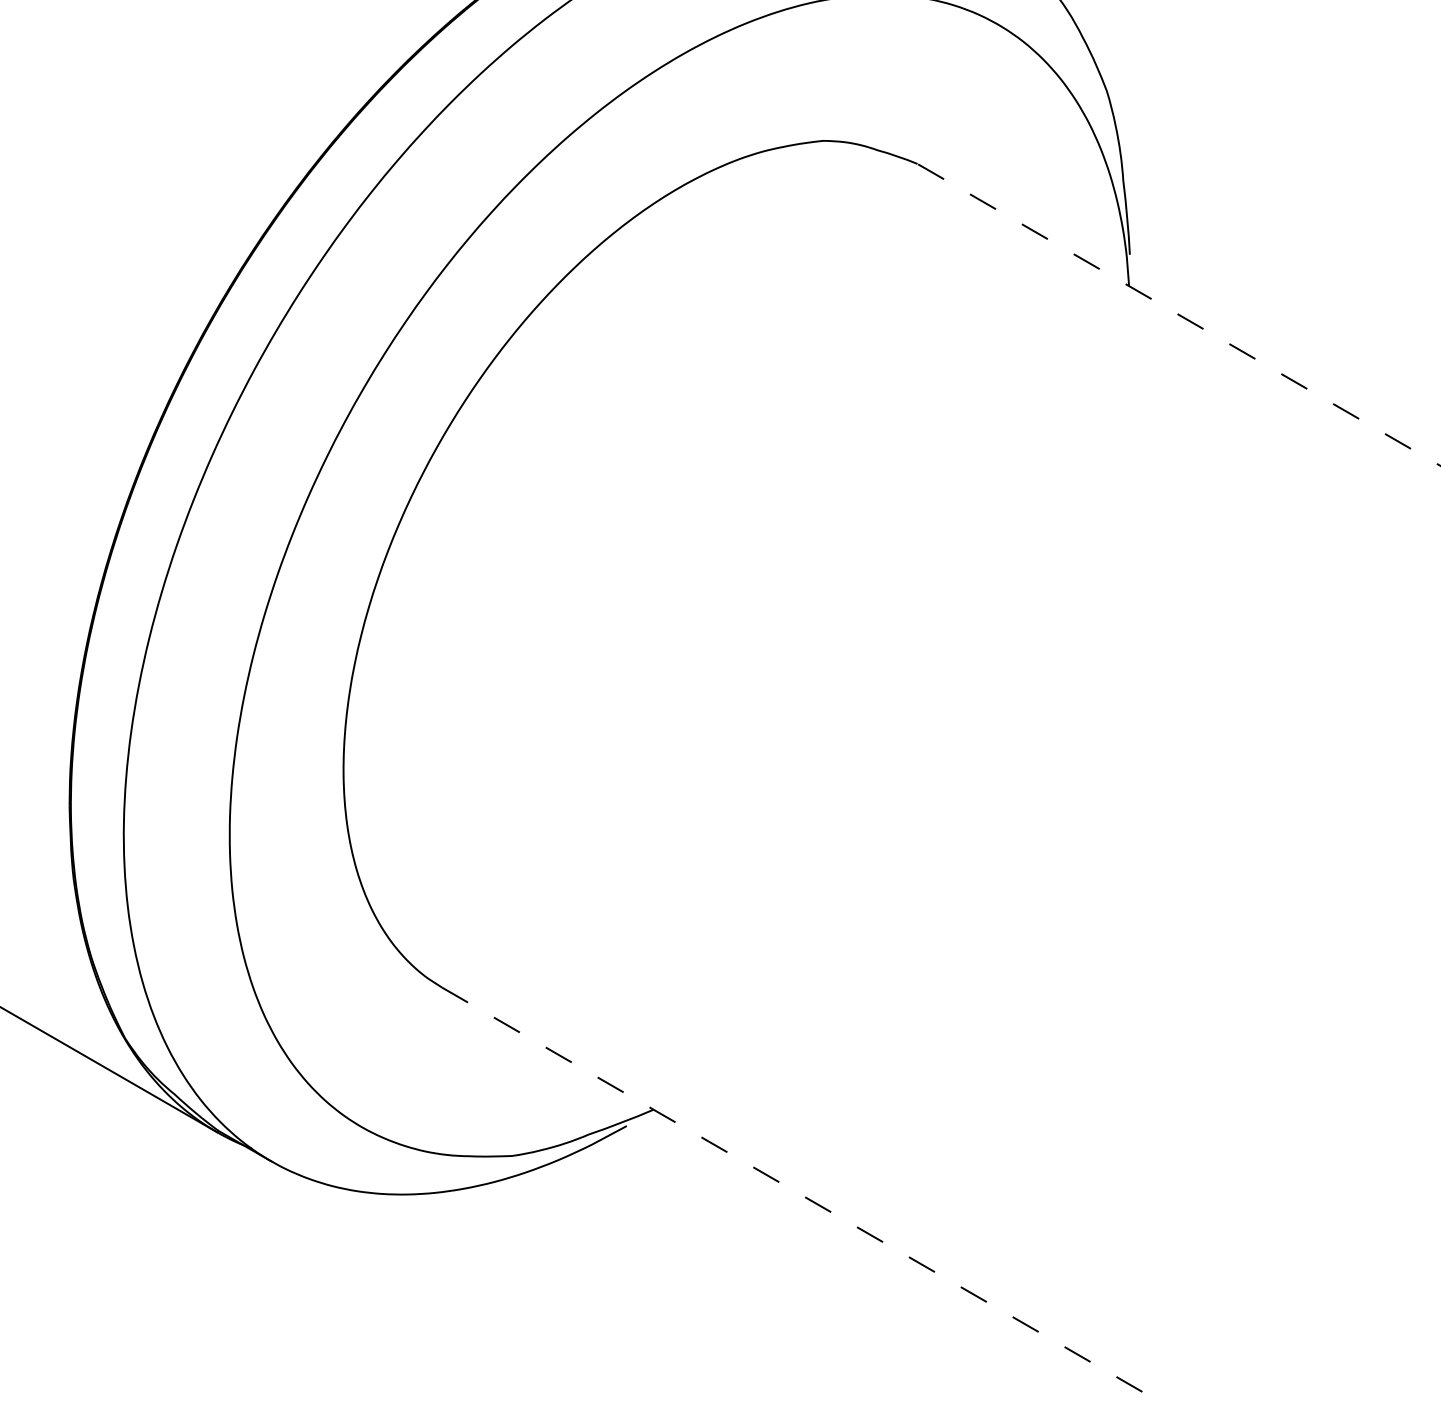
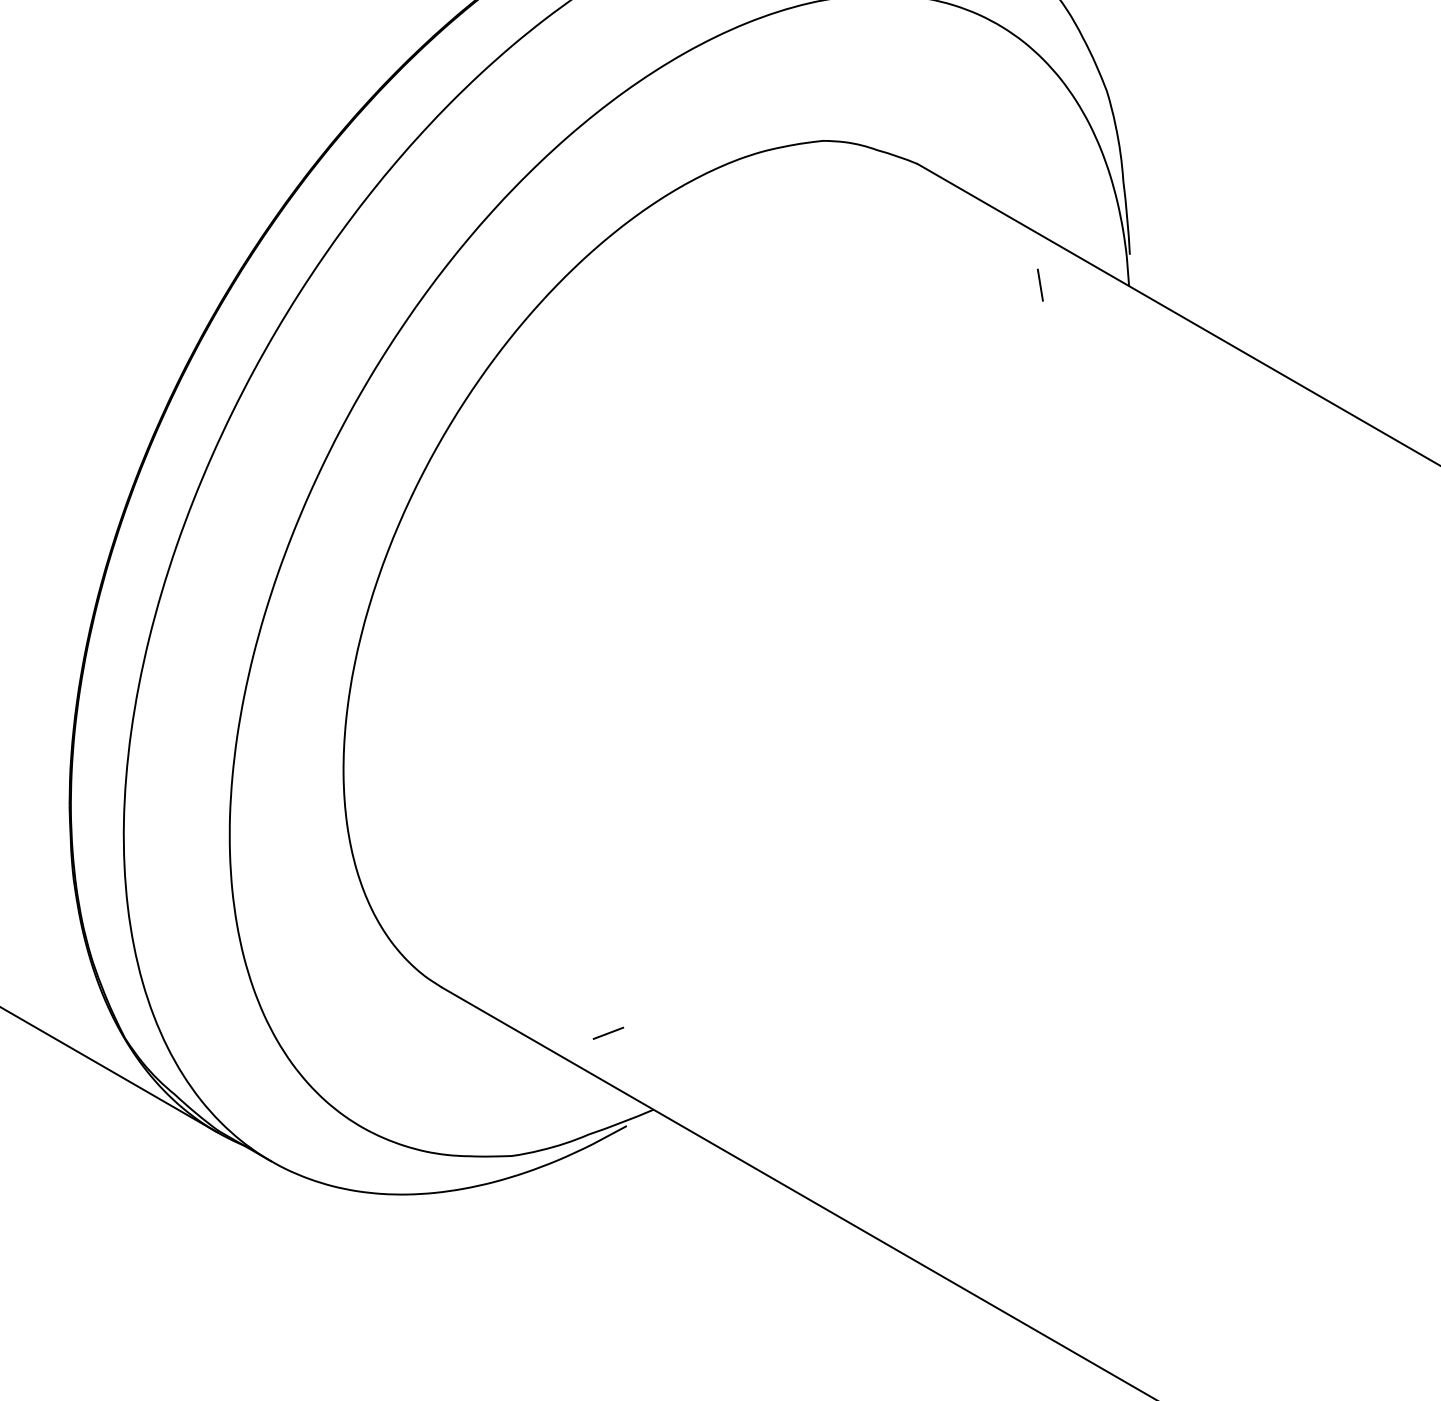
line: none -> present (1040, 284)
line: dashed -> solid (1179, 314)
line: none -> present (608, 1032)
line: dashed -> solid (799, 1194)
